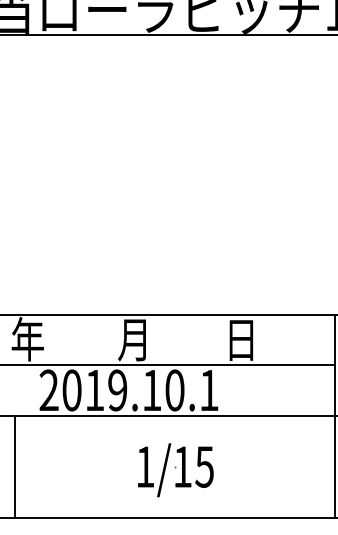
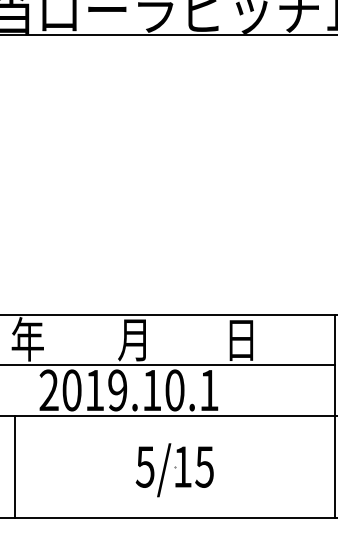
text: 1/15 -> 5/15 (144, 466)
